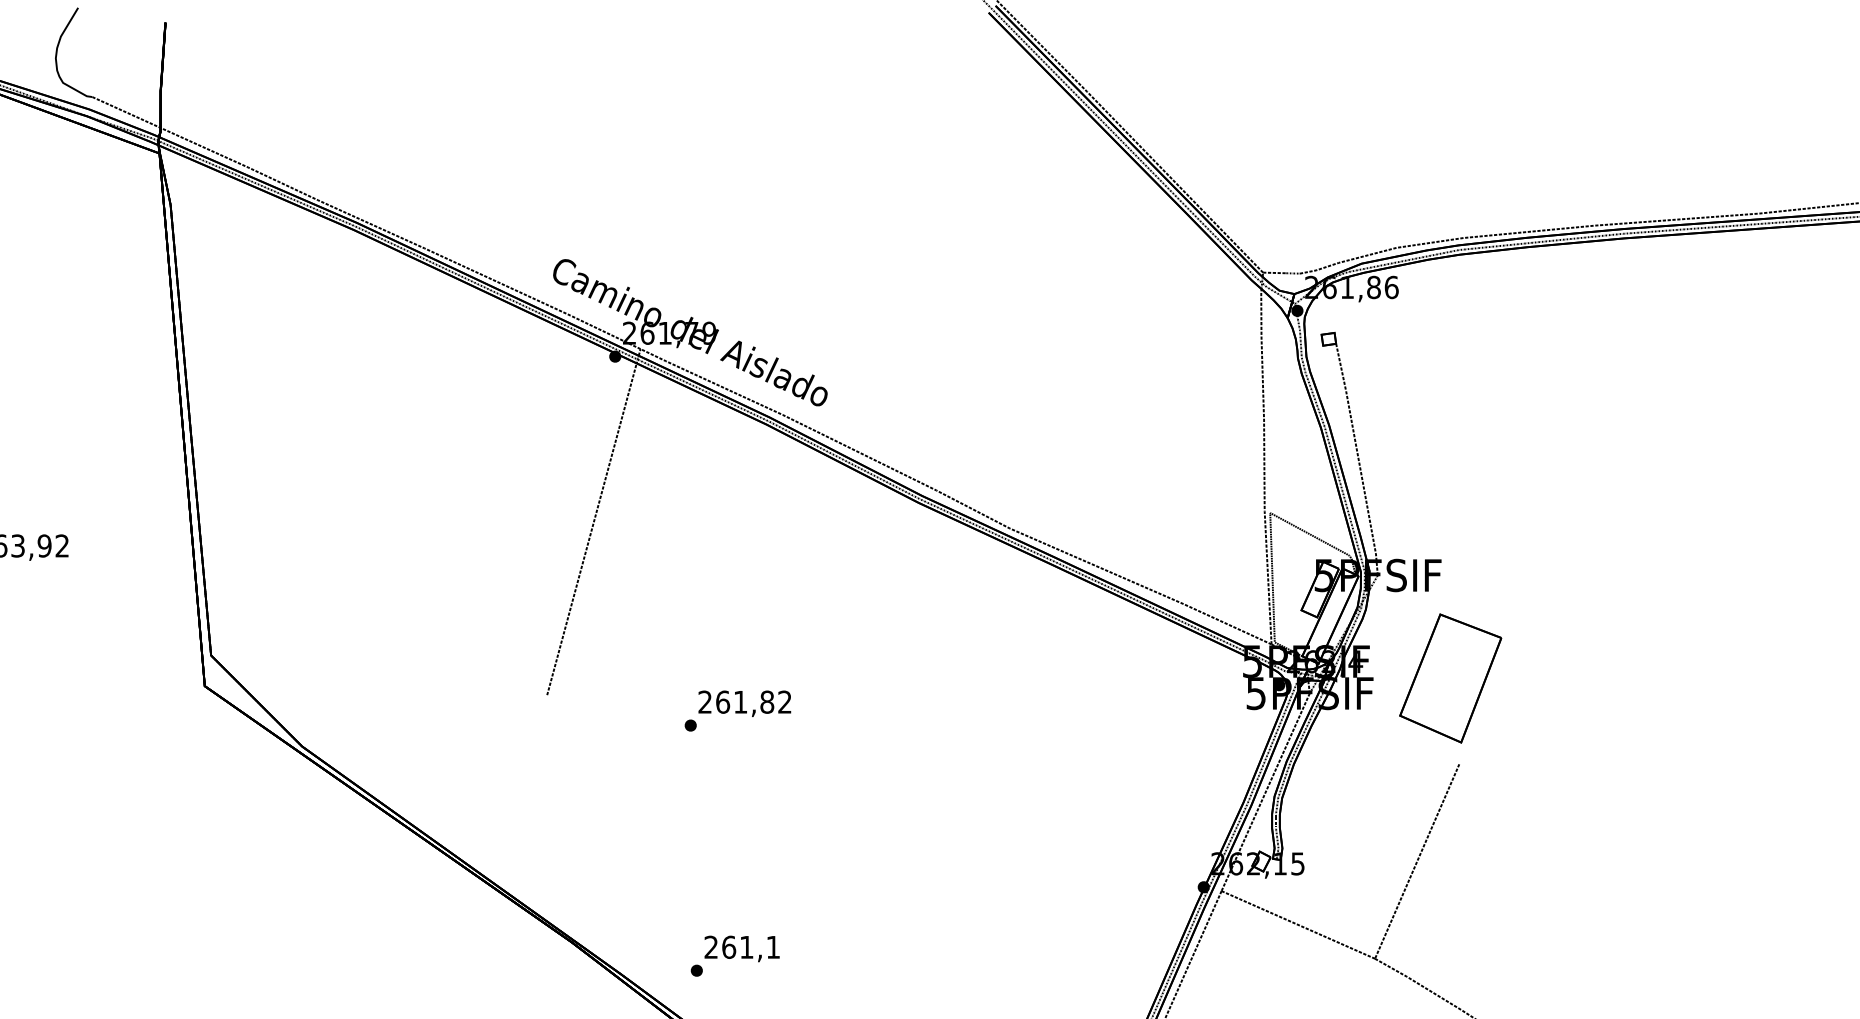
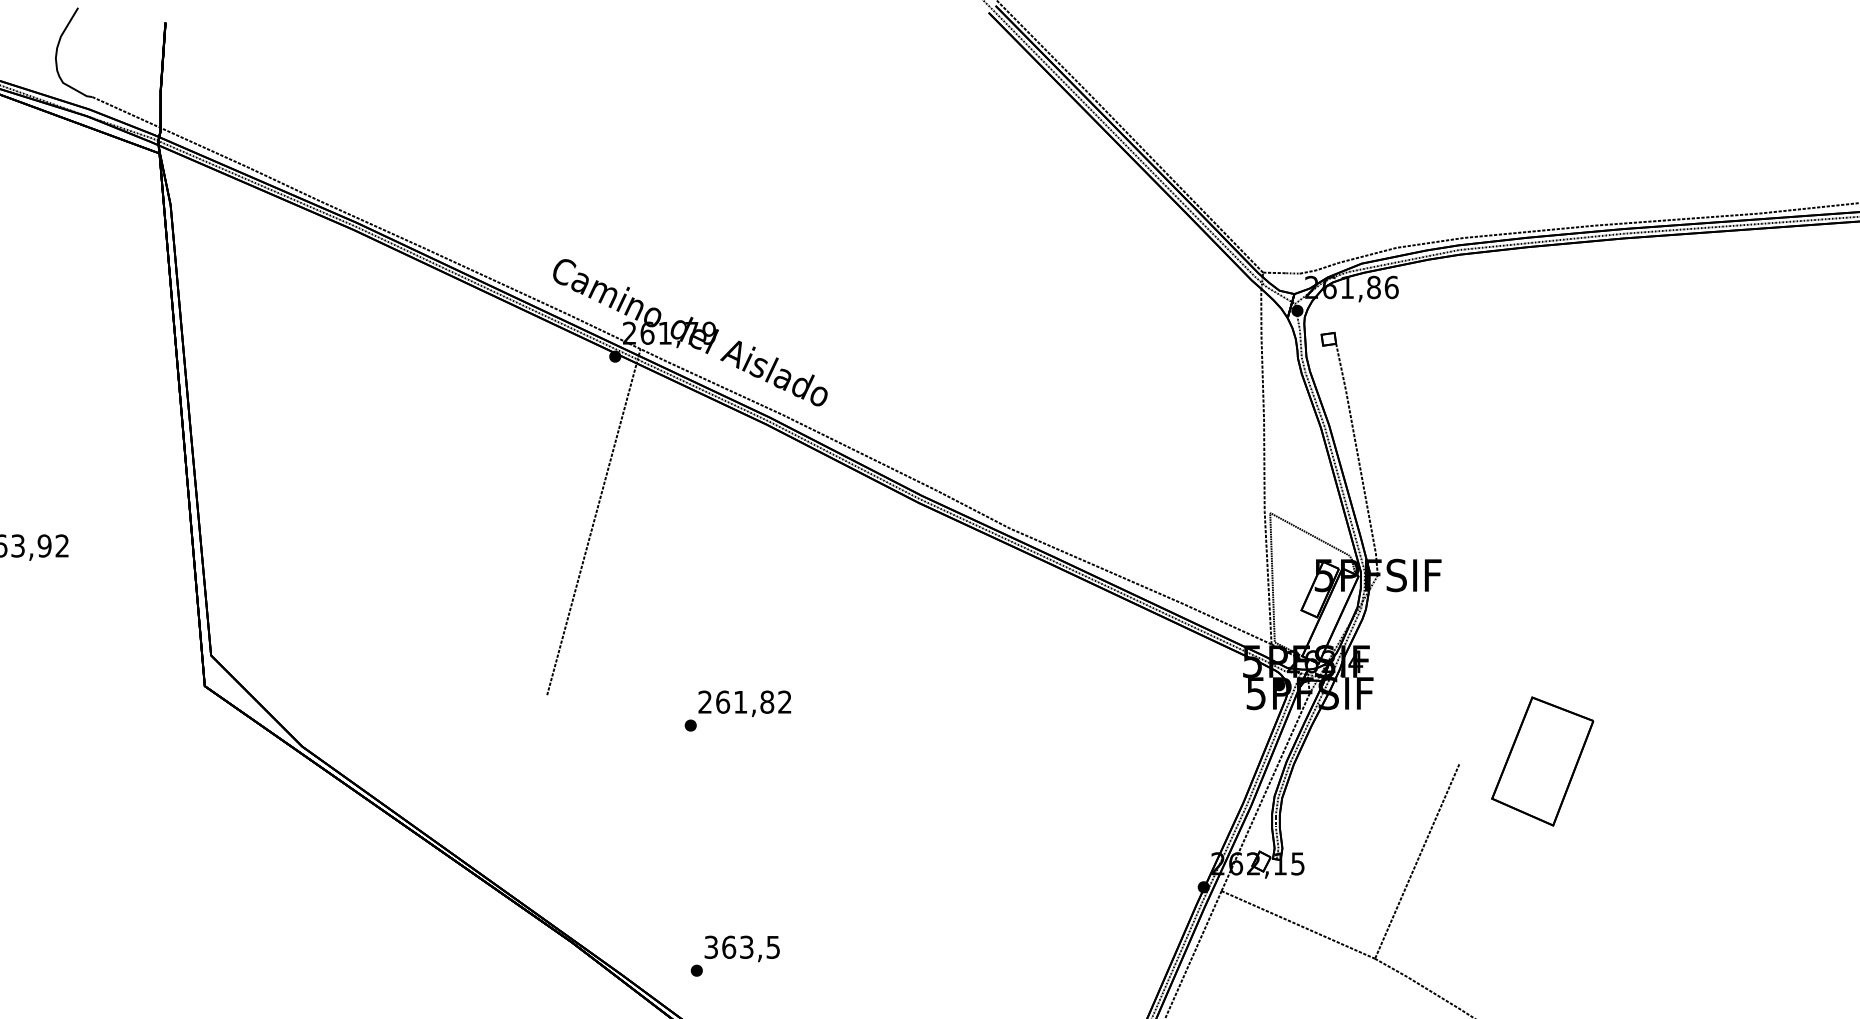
part position: (1450, 678) -> (1542, 761) (1542, 761)
text: 261,1 -> 363,5 (741, 946)
